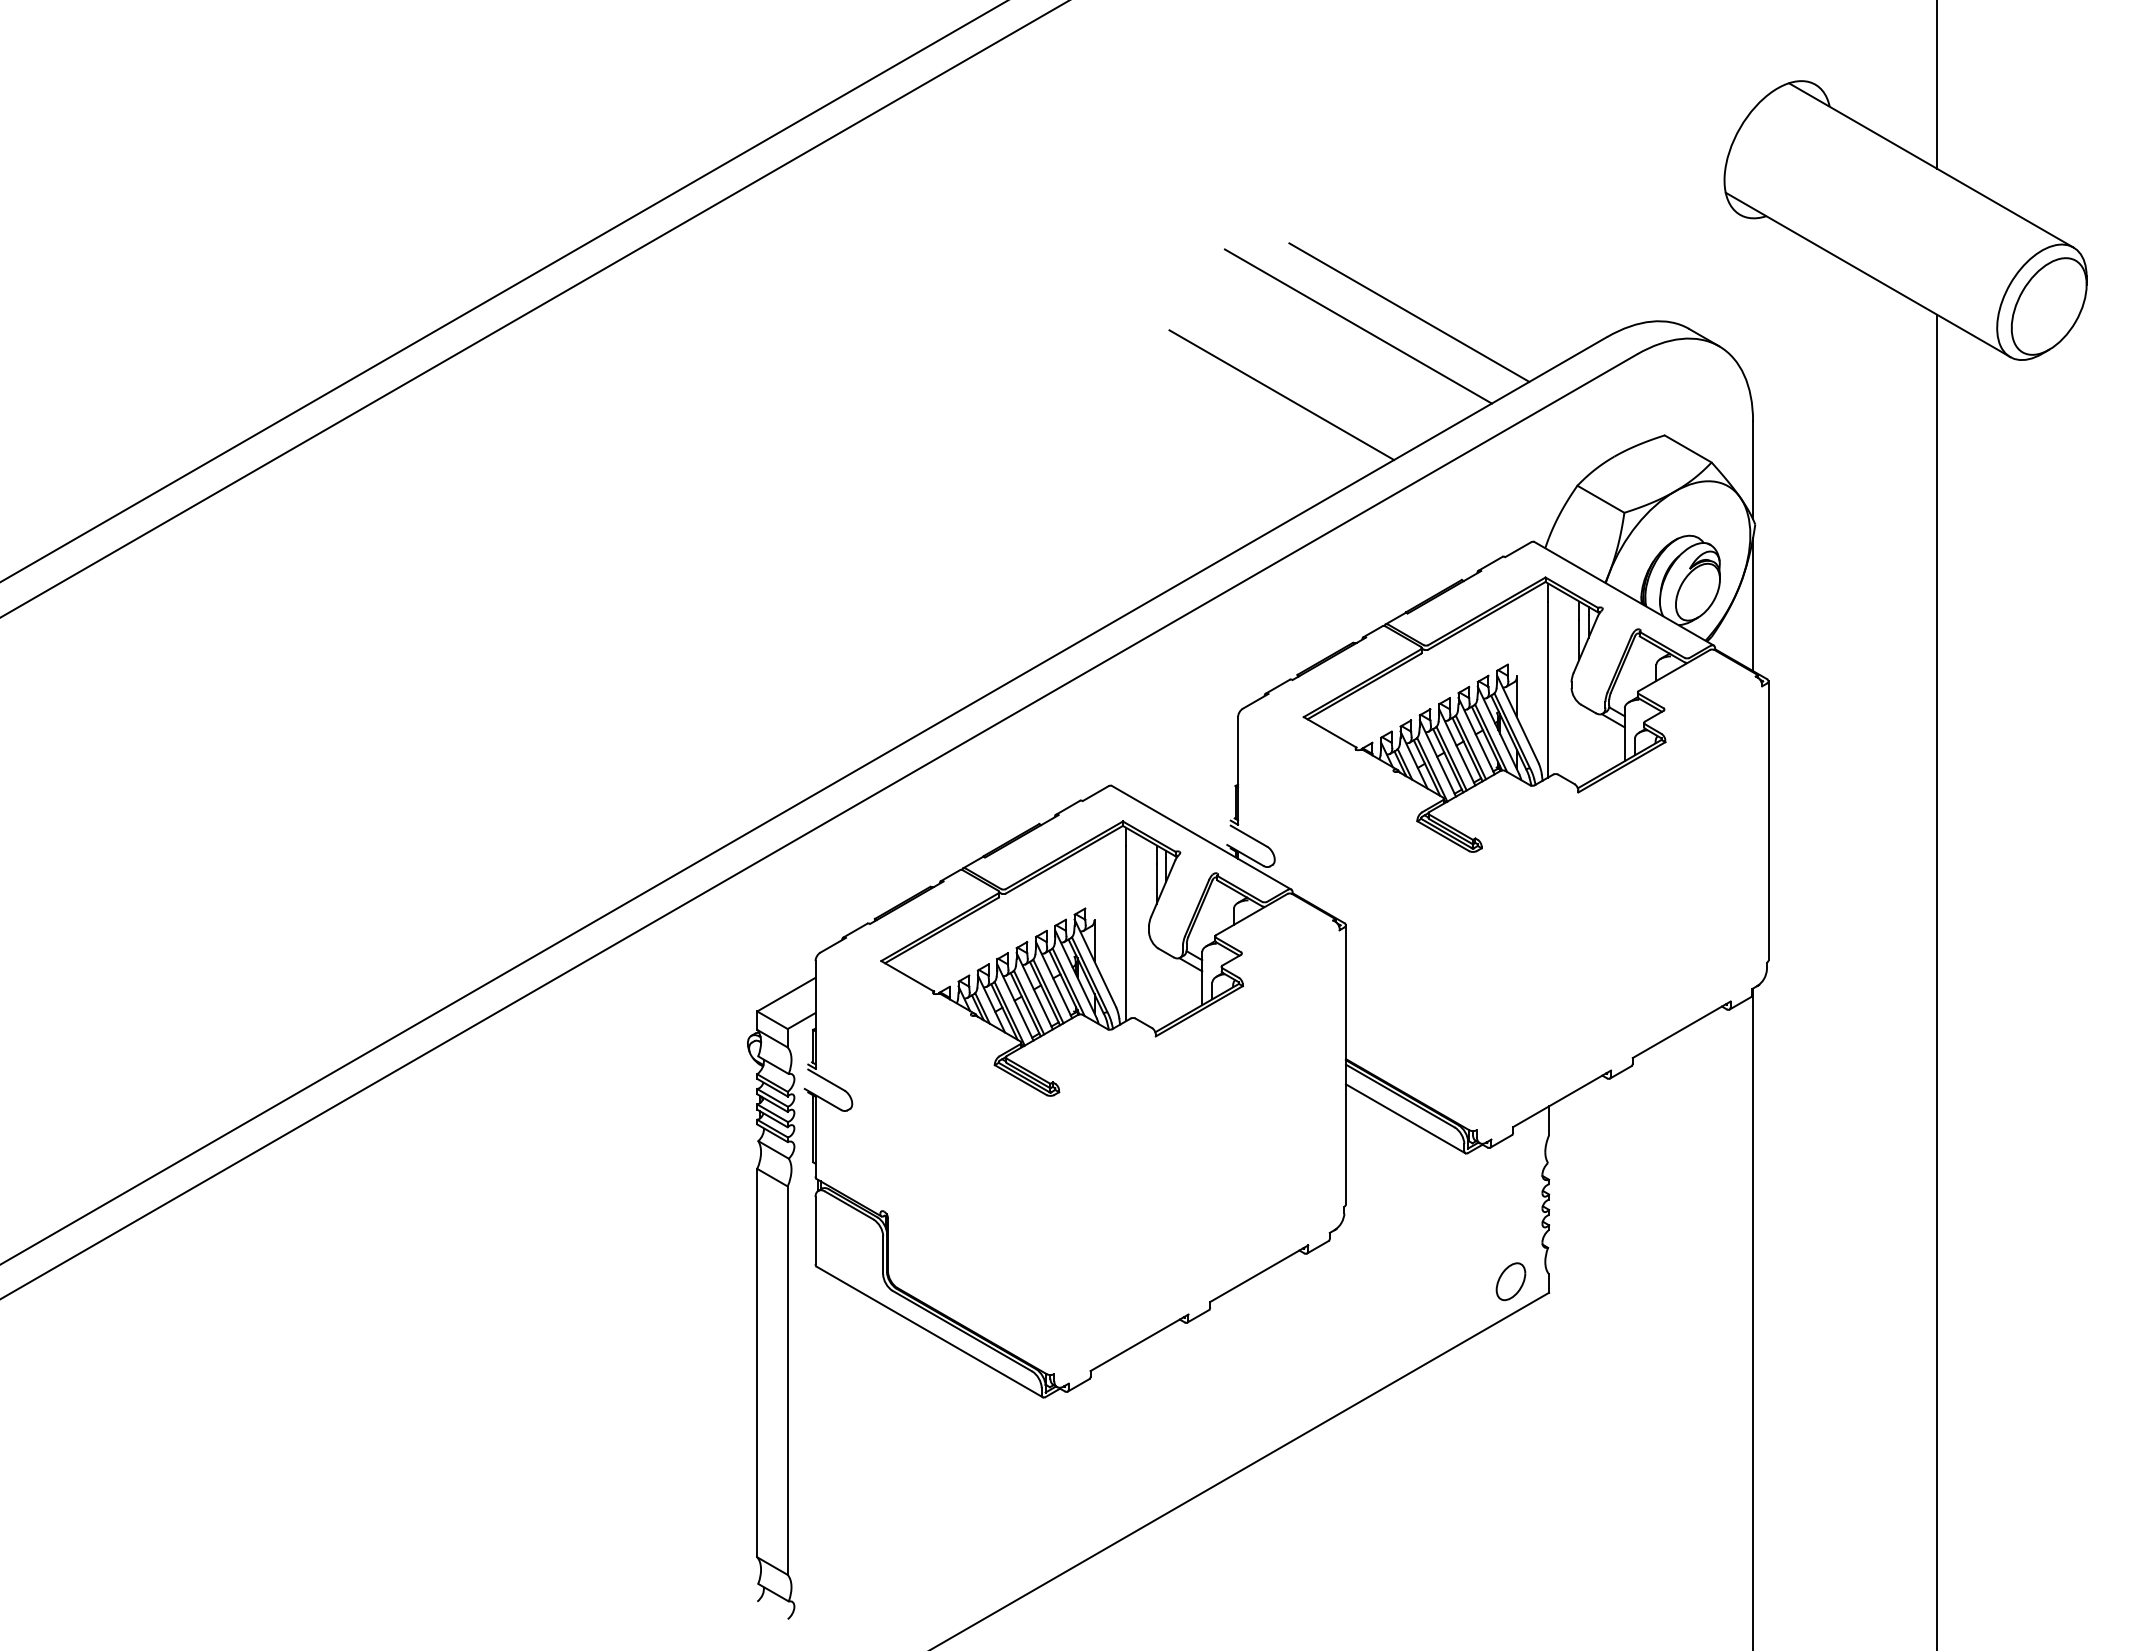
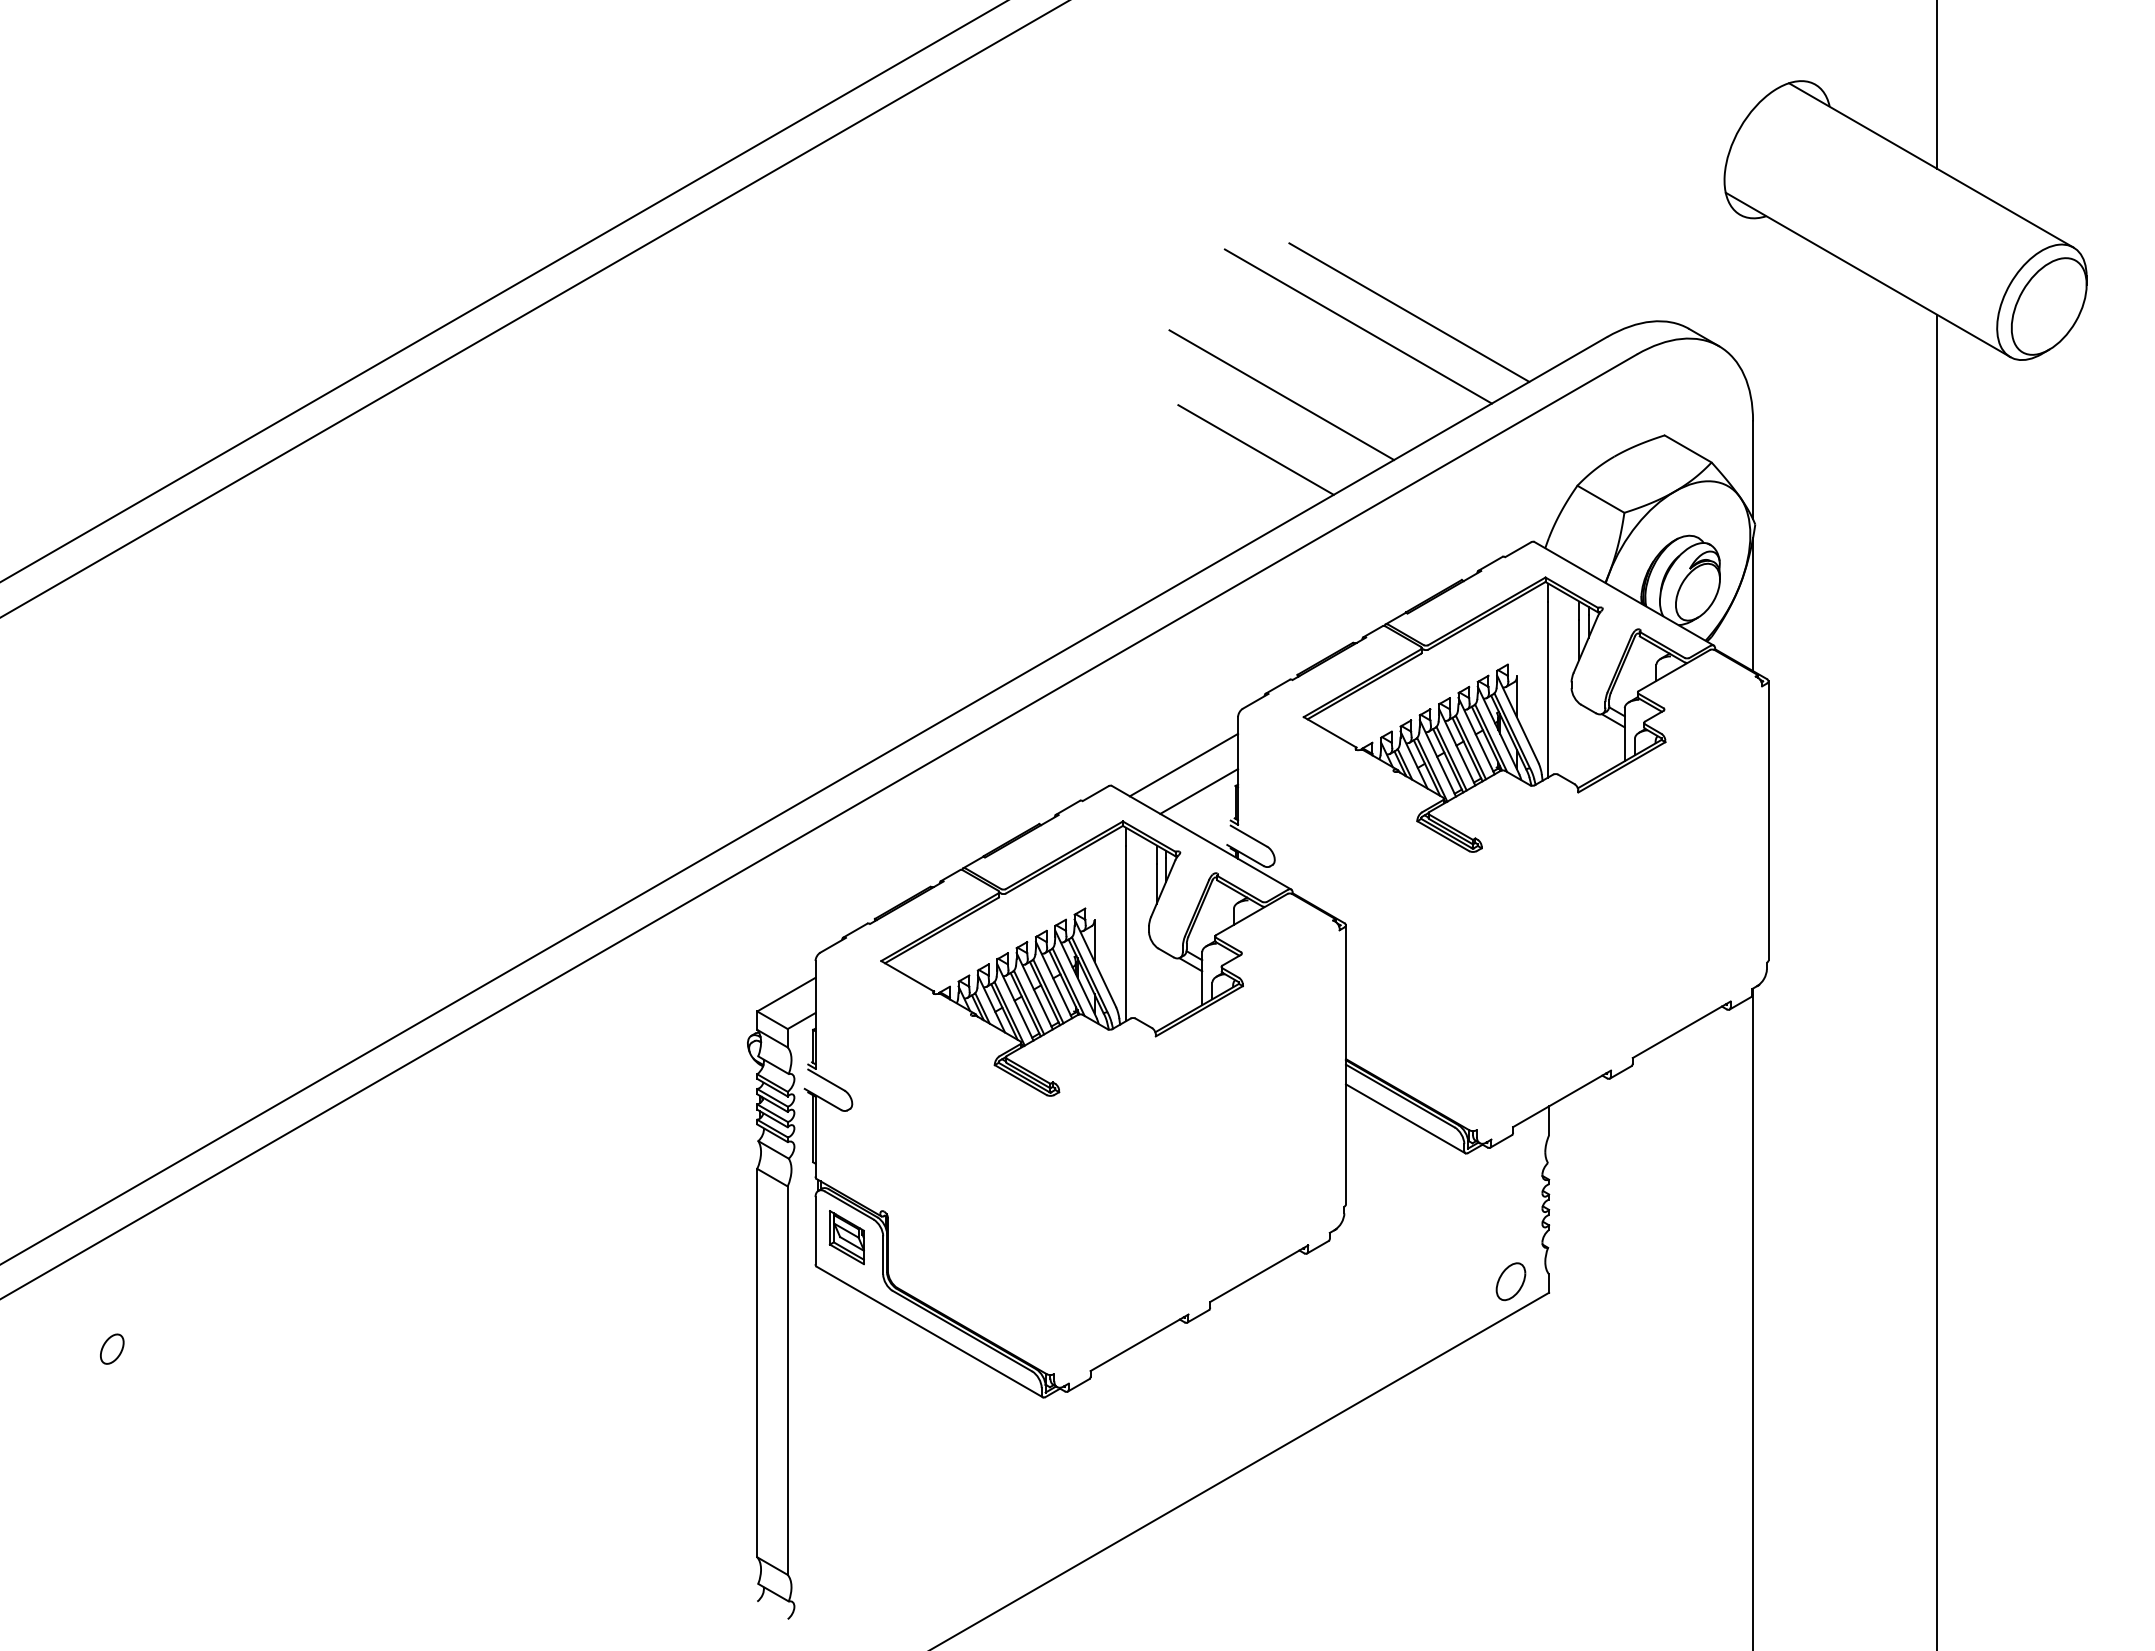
line: none -> present (1255, 449)
line: none -> present (1183, 764)
line: none -> present (1199, 791)
part: none -> present (846, 1237)
part: none -> present (112, 1348)
